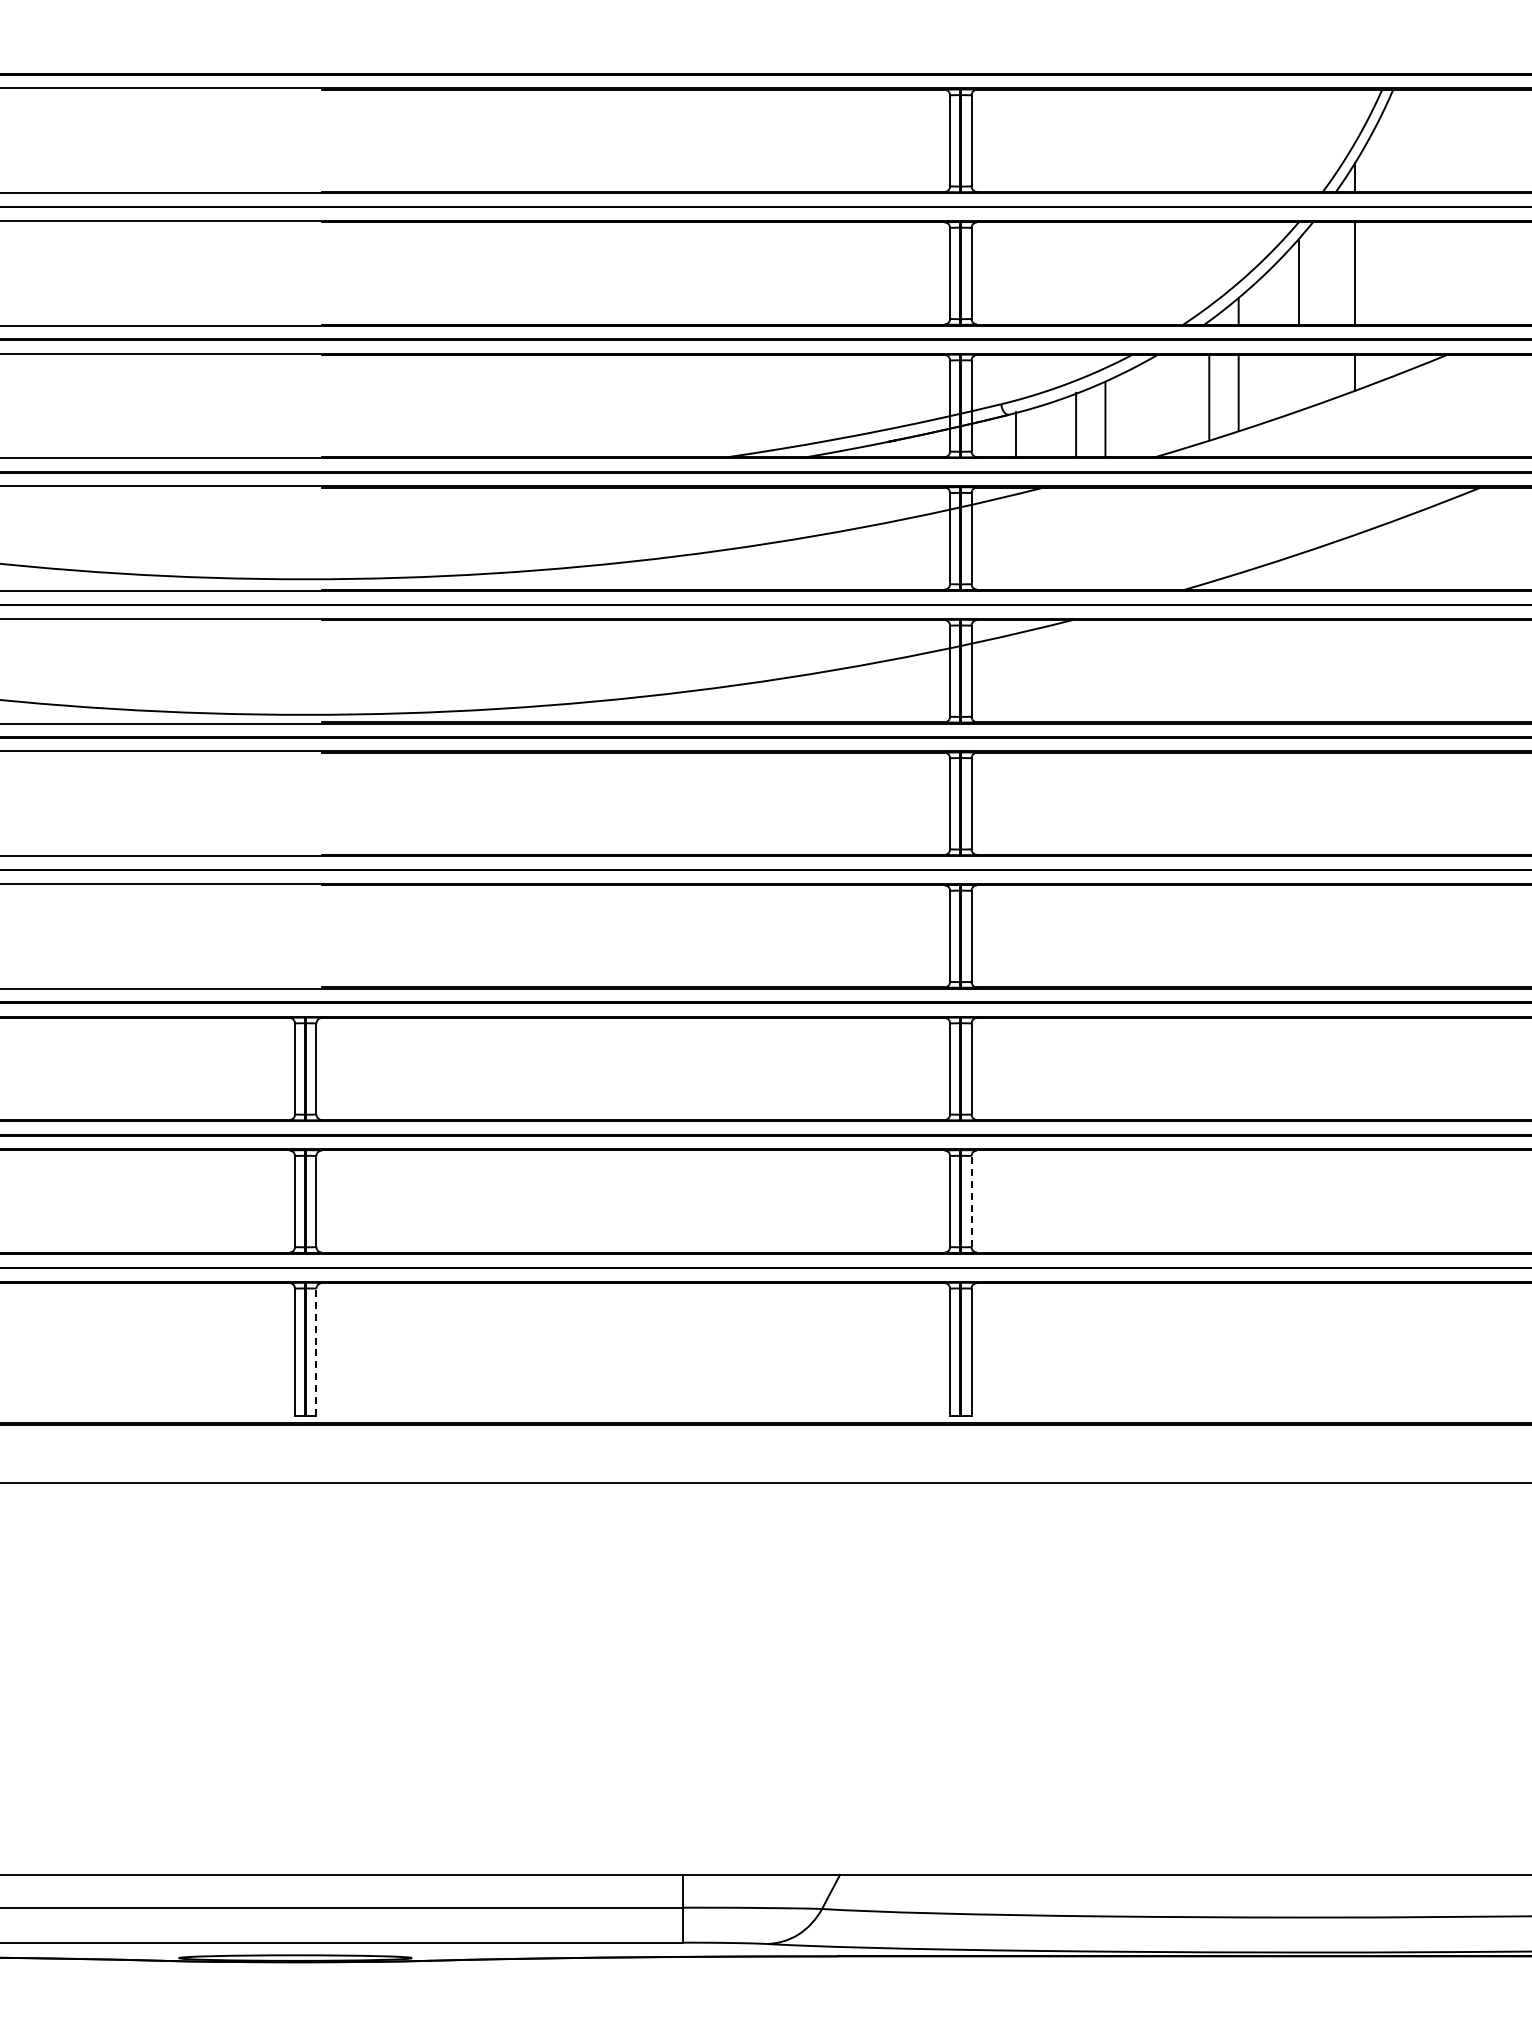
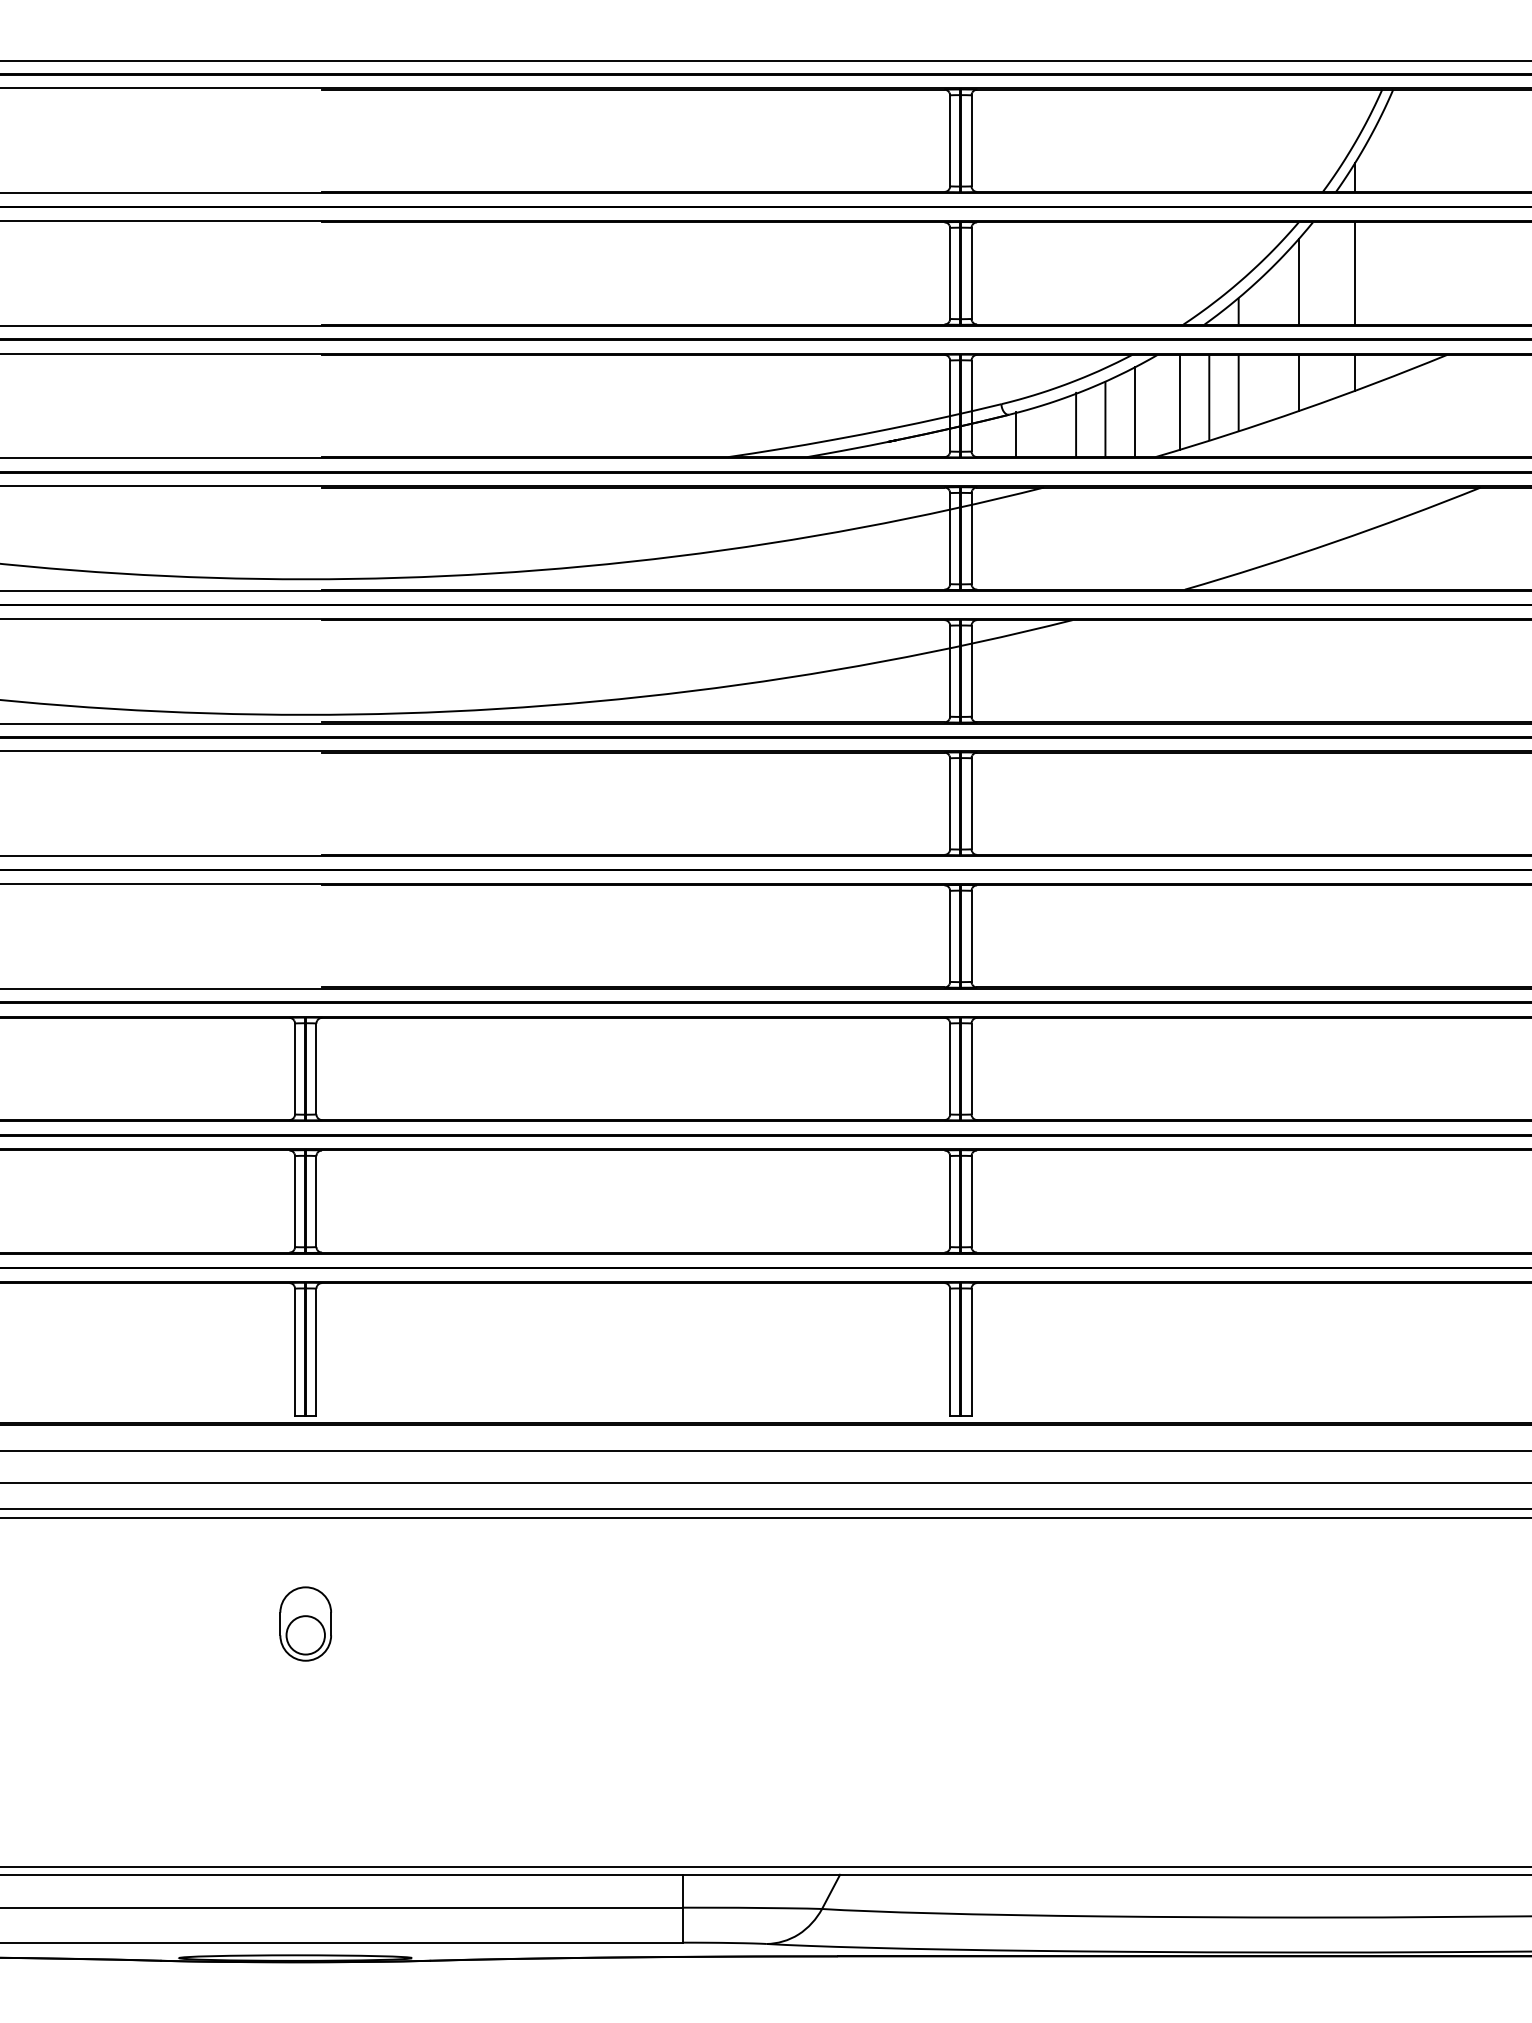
line: none -> present (765, 60)
line: none -> present (1298, 382)
line: none -> present (1179, 401)
line: none -> present (1134, 411)
line: dashed -> solid (971, 1201)
line: dashed -> solid (316, 1351)
line: none -> present (765, 1450)
line: none -> present (765, 1508)
line: none -> present (765, 1517)
part: none -> present (305, 1623)
line: none -> present (765, 1866)
